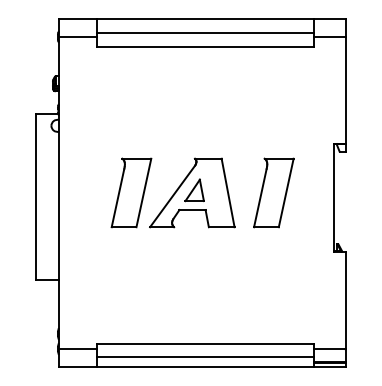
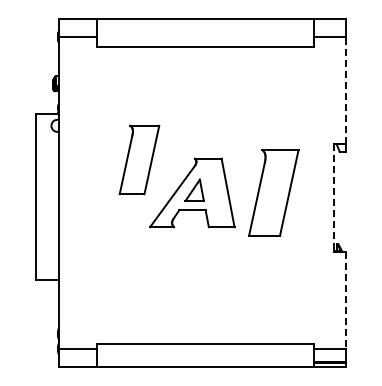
line: present -> none (205, 33)
line: solid -> dashed (345, 89)
part position: (131, 192) -> (139, 159) (139, 159)
part size: 42x72 px -> 52x88 px (273, 192)
line: solid -> dashed (333, 198)
line: solid -> dashed (345, 300)
line: present -> none (205, 357)
